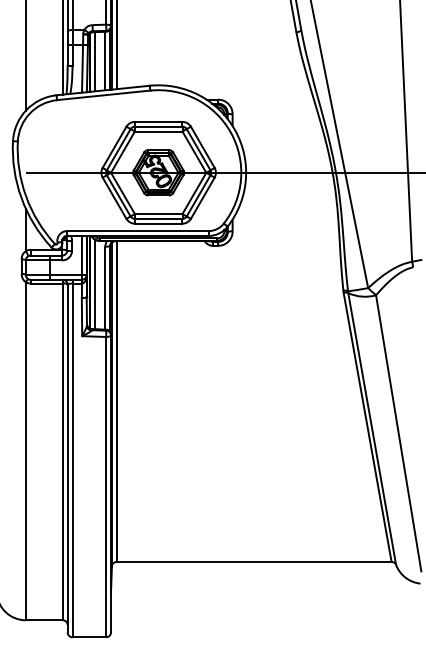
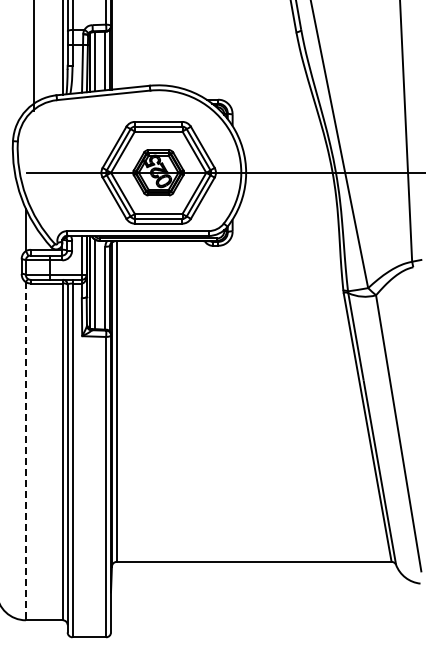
line: present -> none (116, 45)
line position: (25, 56) -> (33, 56) (33, 56)
line: solid -> dashed (25, 451)
